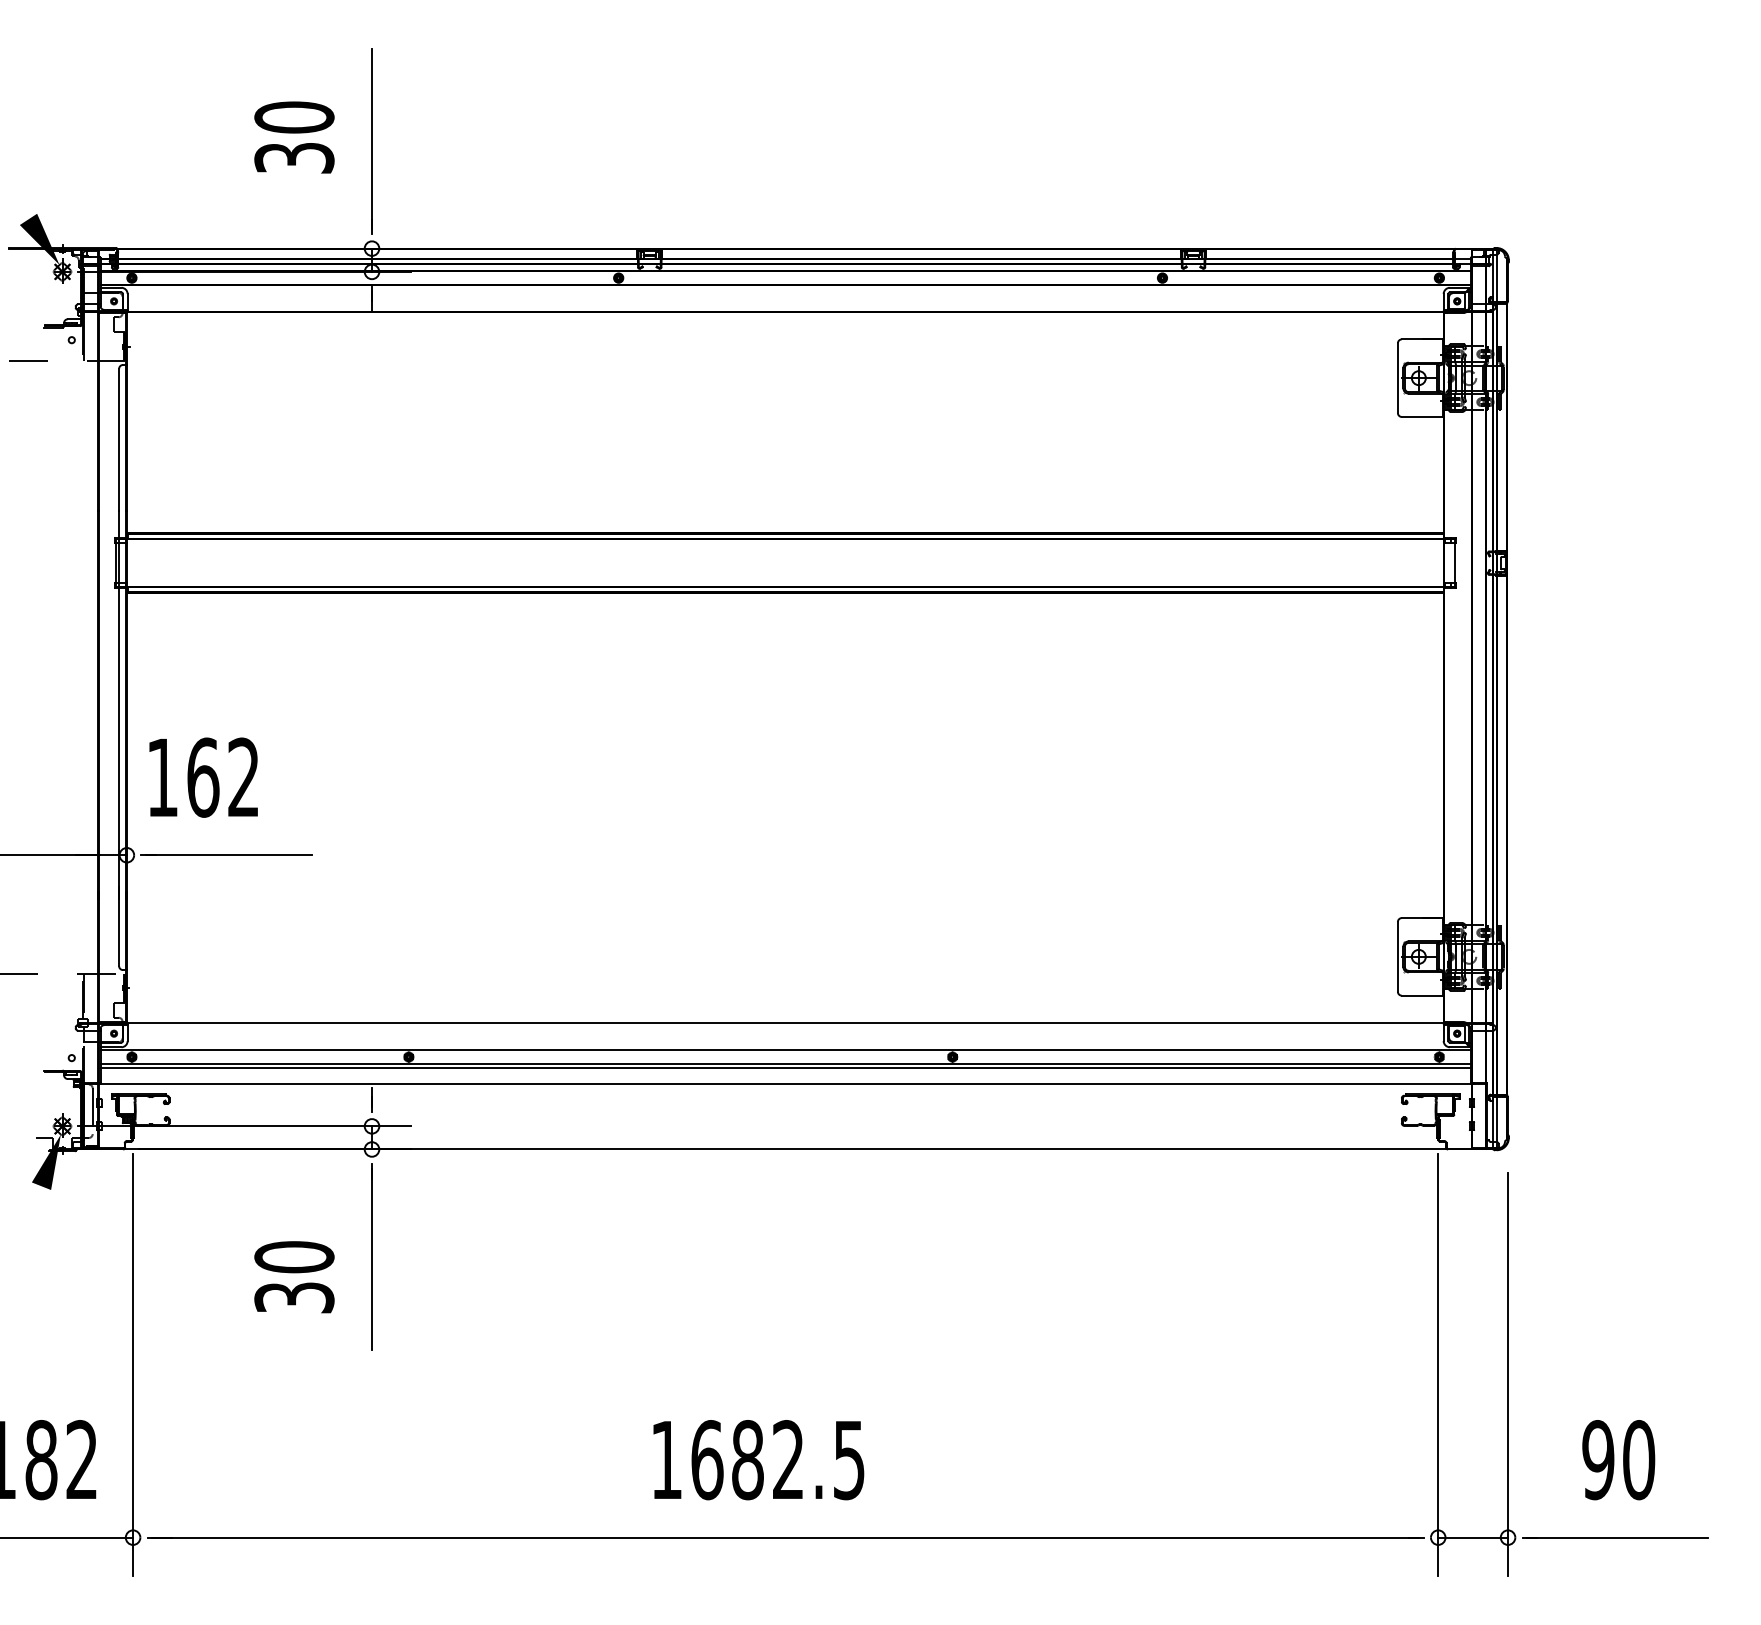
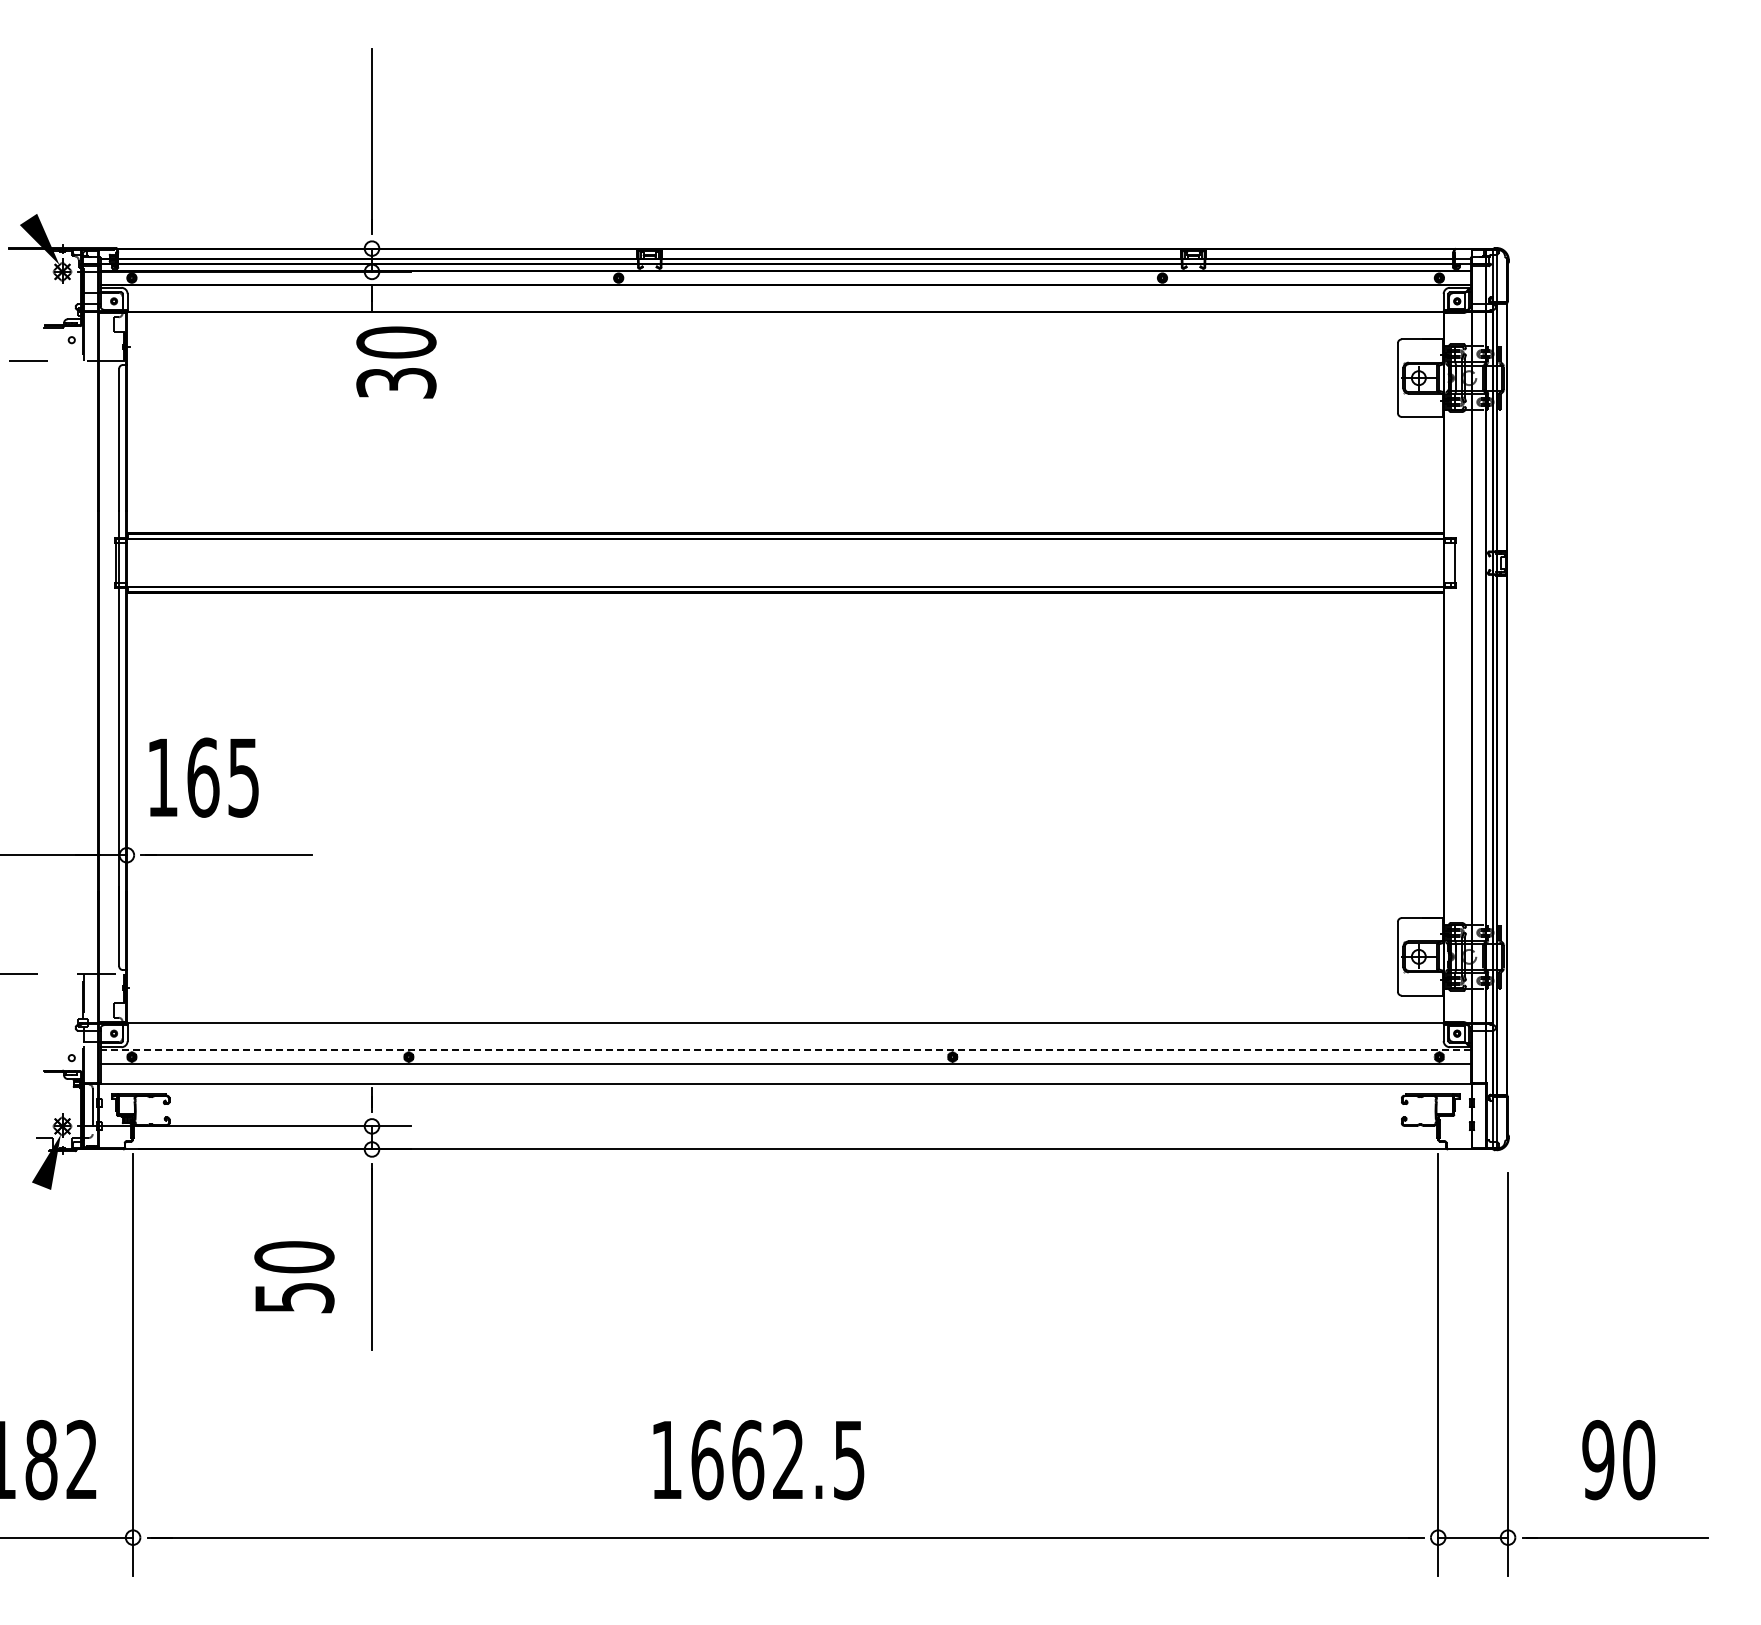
text position: (294, 137) -> (396, 362) (396, 362)
text: 162 -> 165 (243, 777)
line: solid -> dashed (785, 1049)
line: present -> none (785, 1068)
text: 30 -> 50 (294, 1297)
text: 1682.5 -> 1662.5 (748, 1460)
